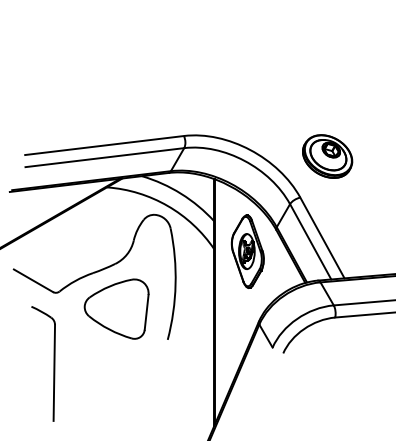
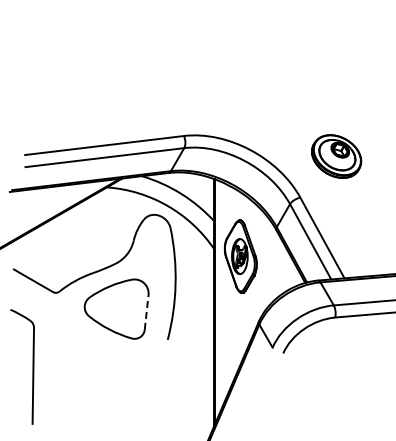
part position: (327, 156) -> (336, 156) (336, 156)
part position: (247, 251) -> (240, 256) (240, 256)
line: solid -> dashed (146, 312)
part position: (53, 363) -> (32, 366) (32, 366)
